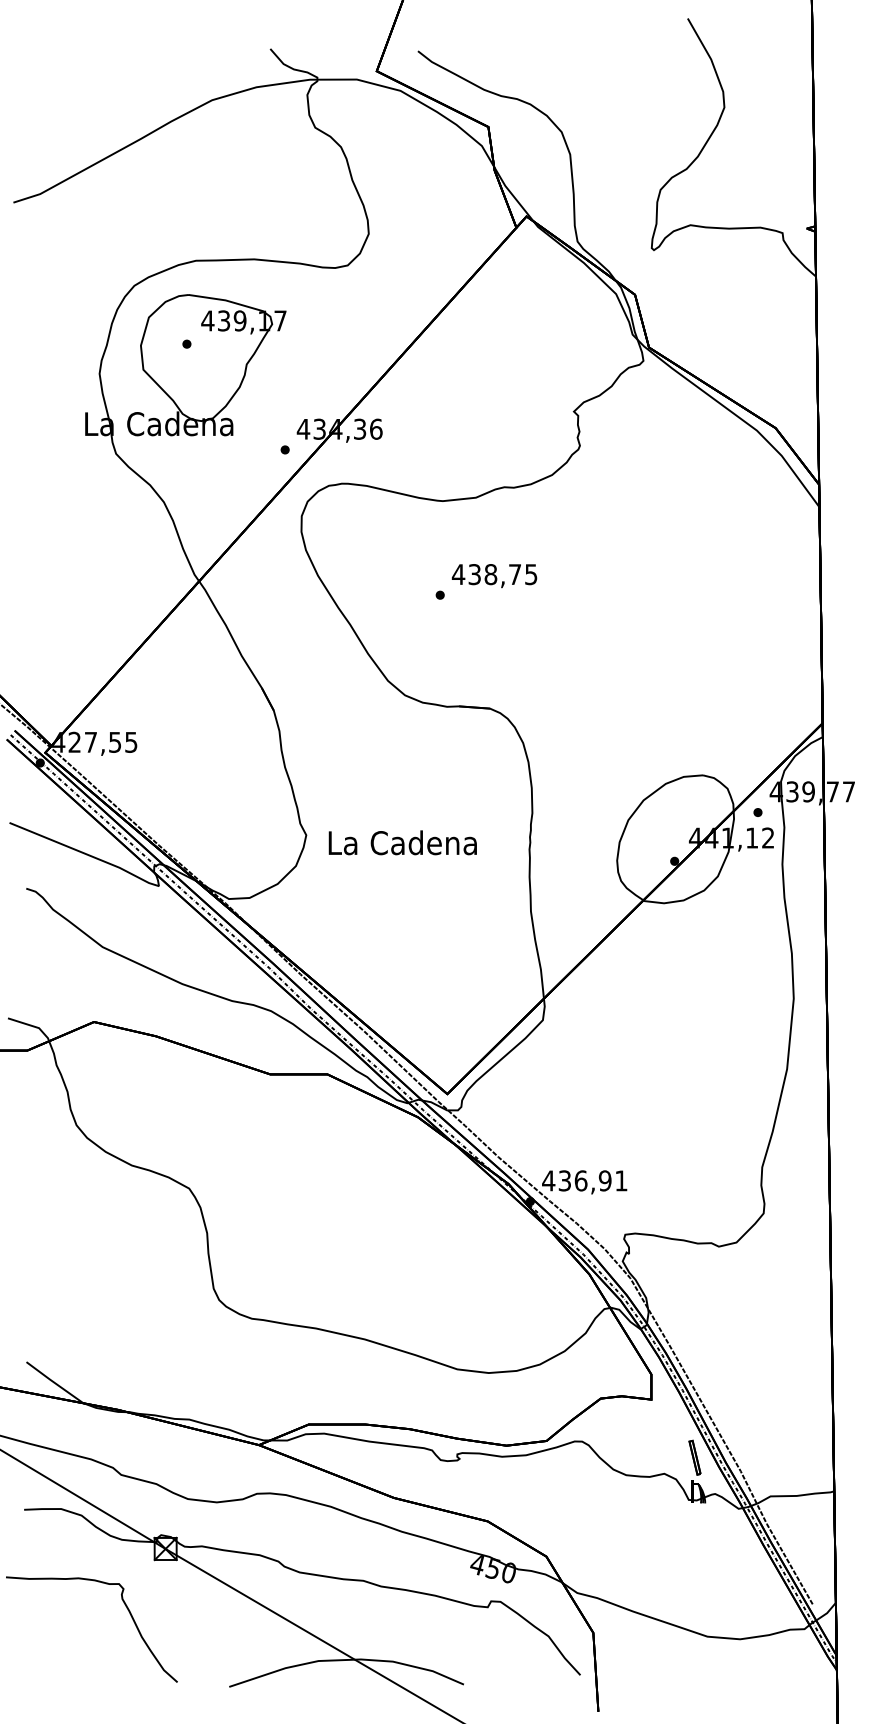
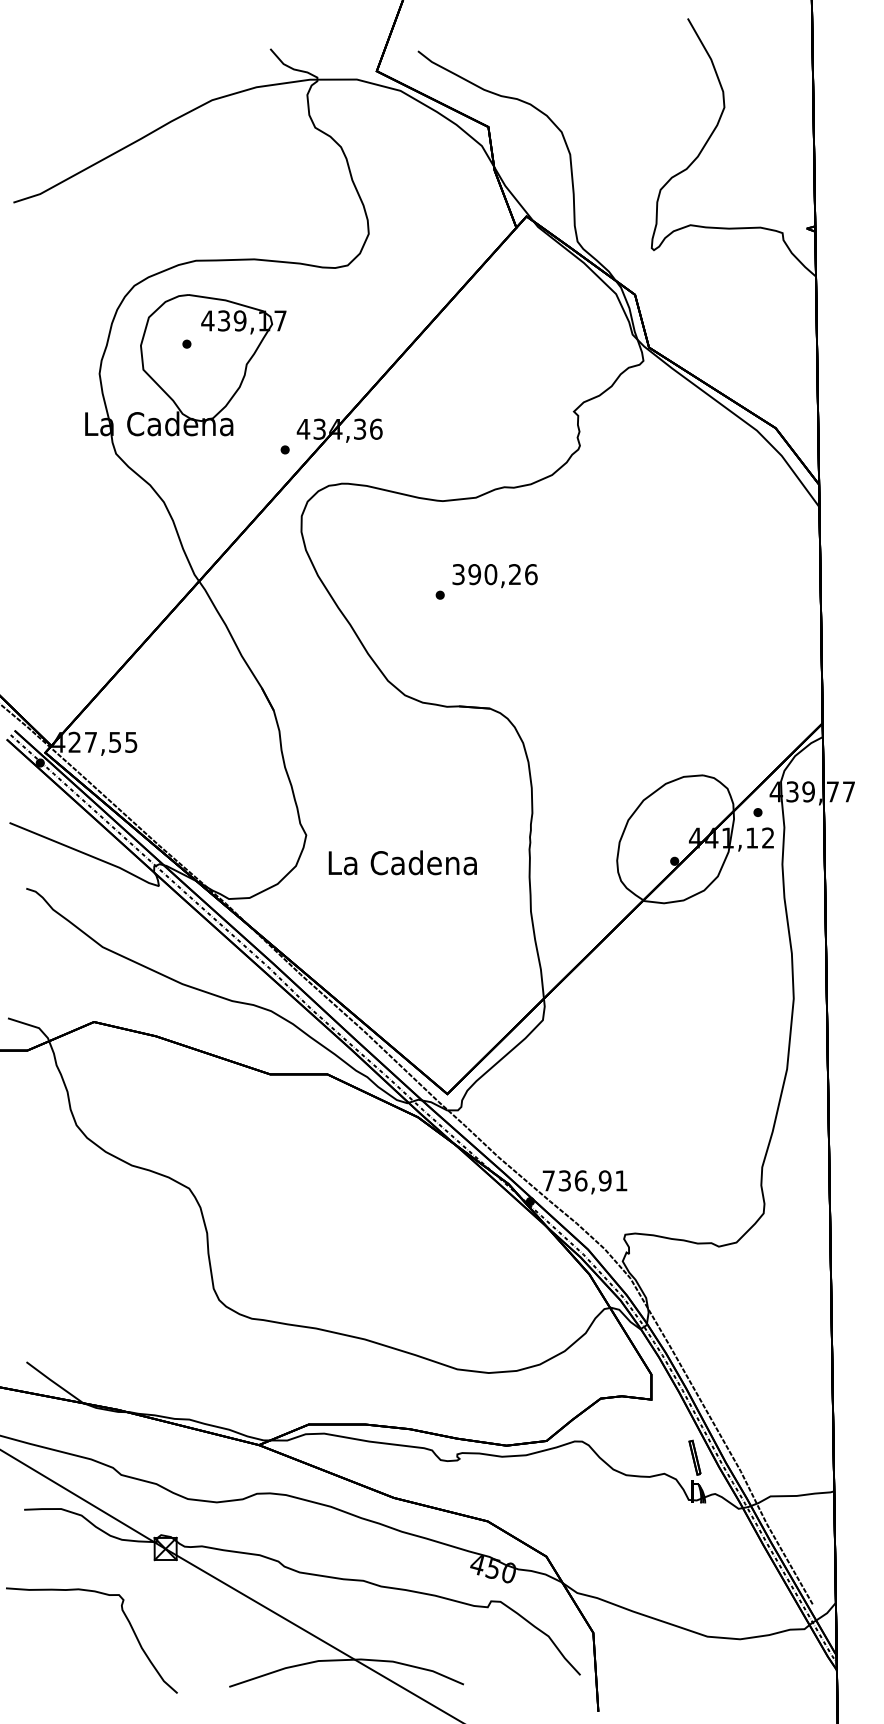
text: 438,75 -> 390,26 (494, 574)
text position: (402, 842) -> (402, 862) (402, 862)
text: 436,91 -> 736,91 (548, 1180)
curve position: (127, 1610) -> (127, 1621) (127, 1621)
